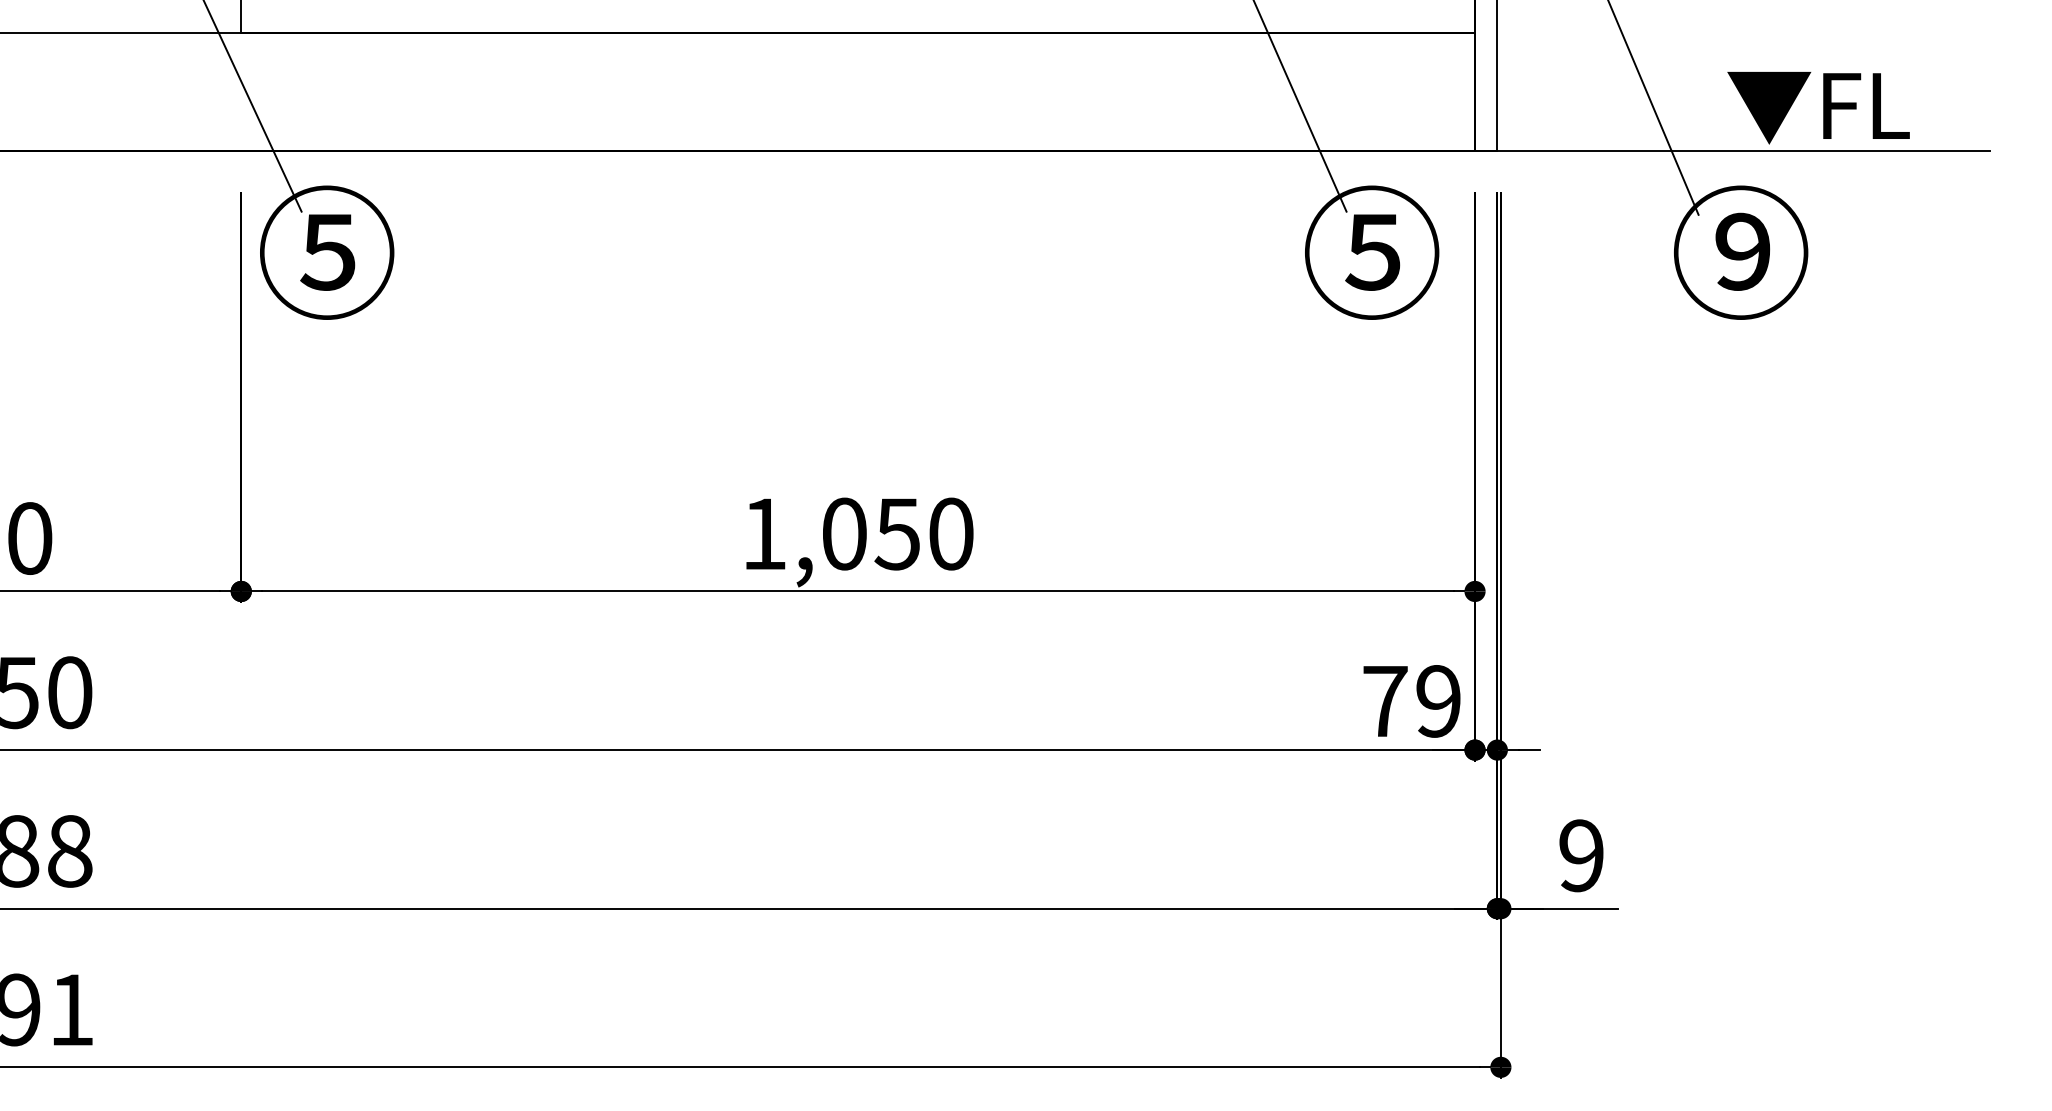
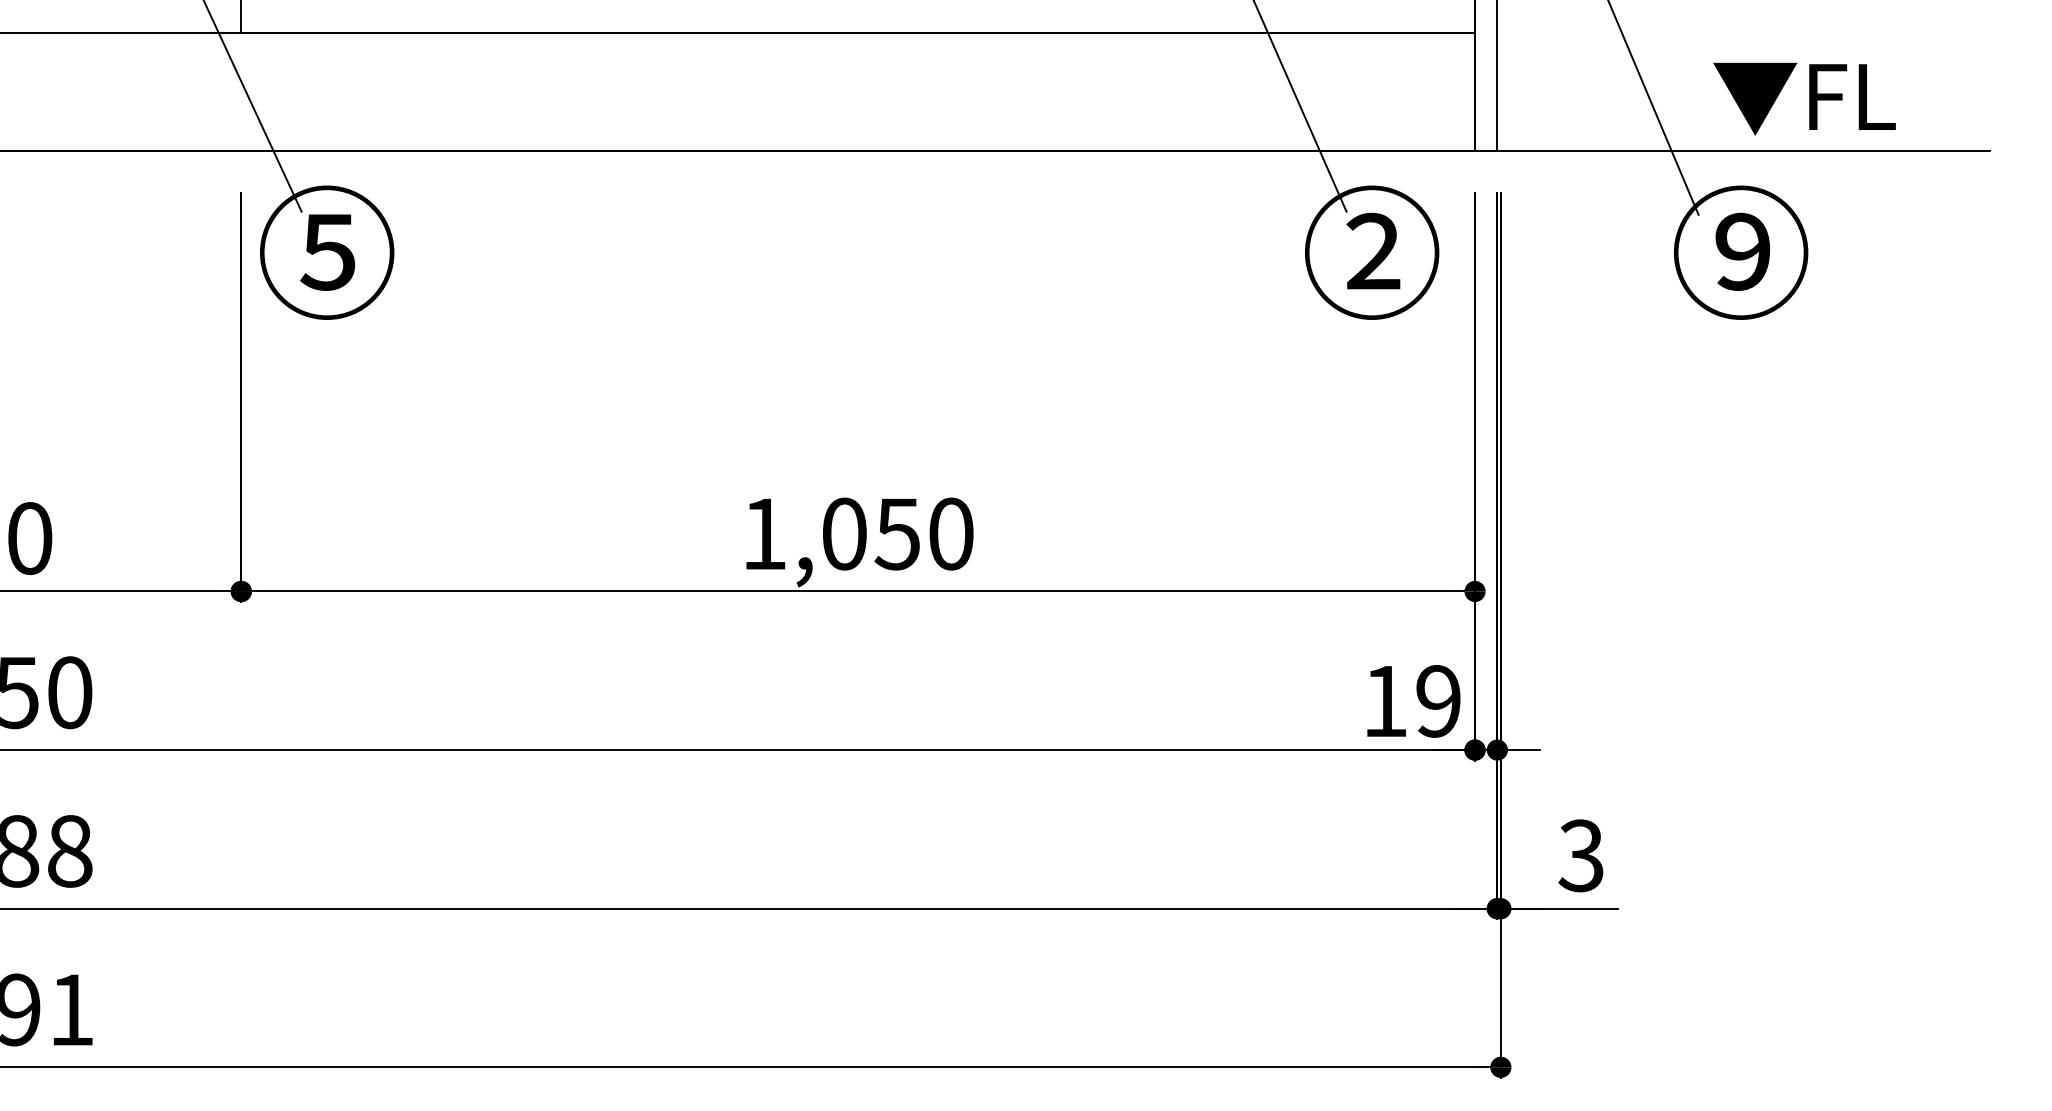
text position: (1818, 108) -> (1804, 99) (1804, 99)
text: ⑤ -> ② (1372, 251)
text: 79 -> 19 (1385, 701)
text: 9 -> 3 (1580, 855)
